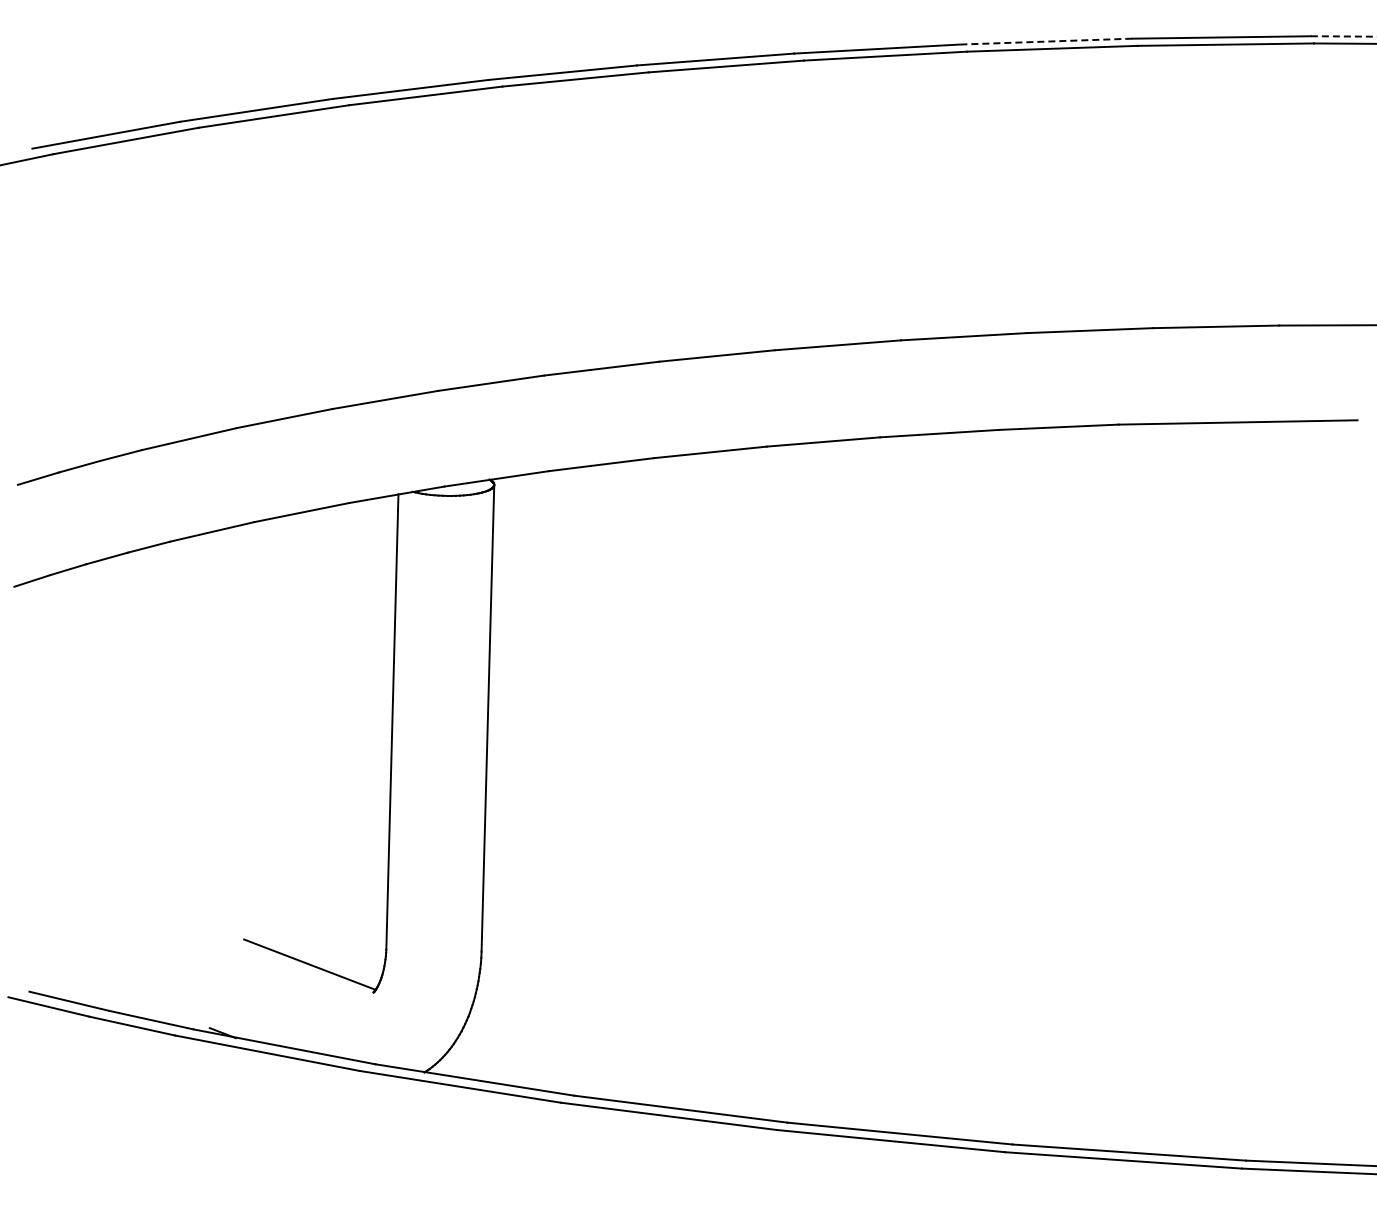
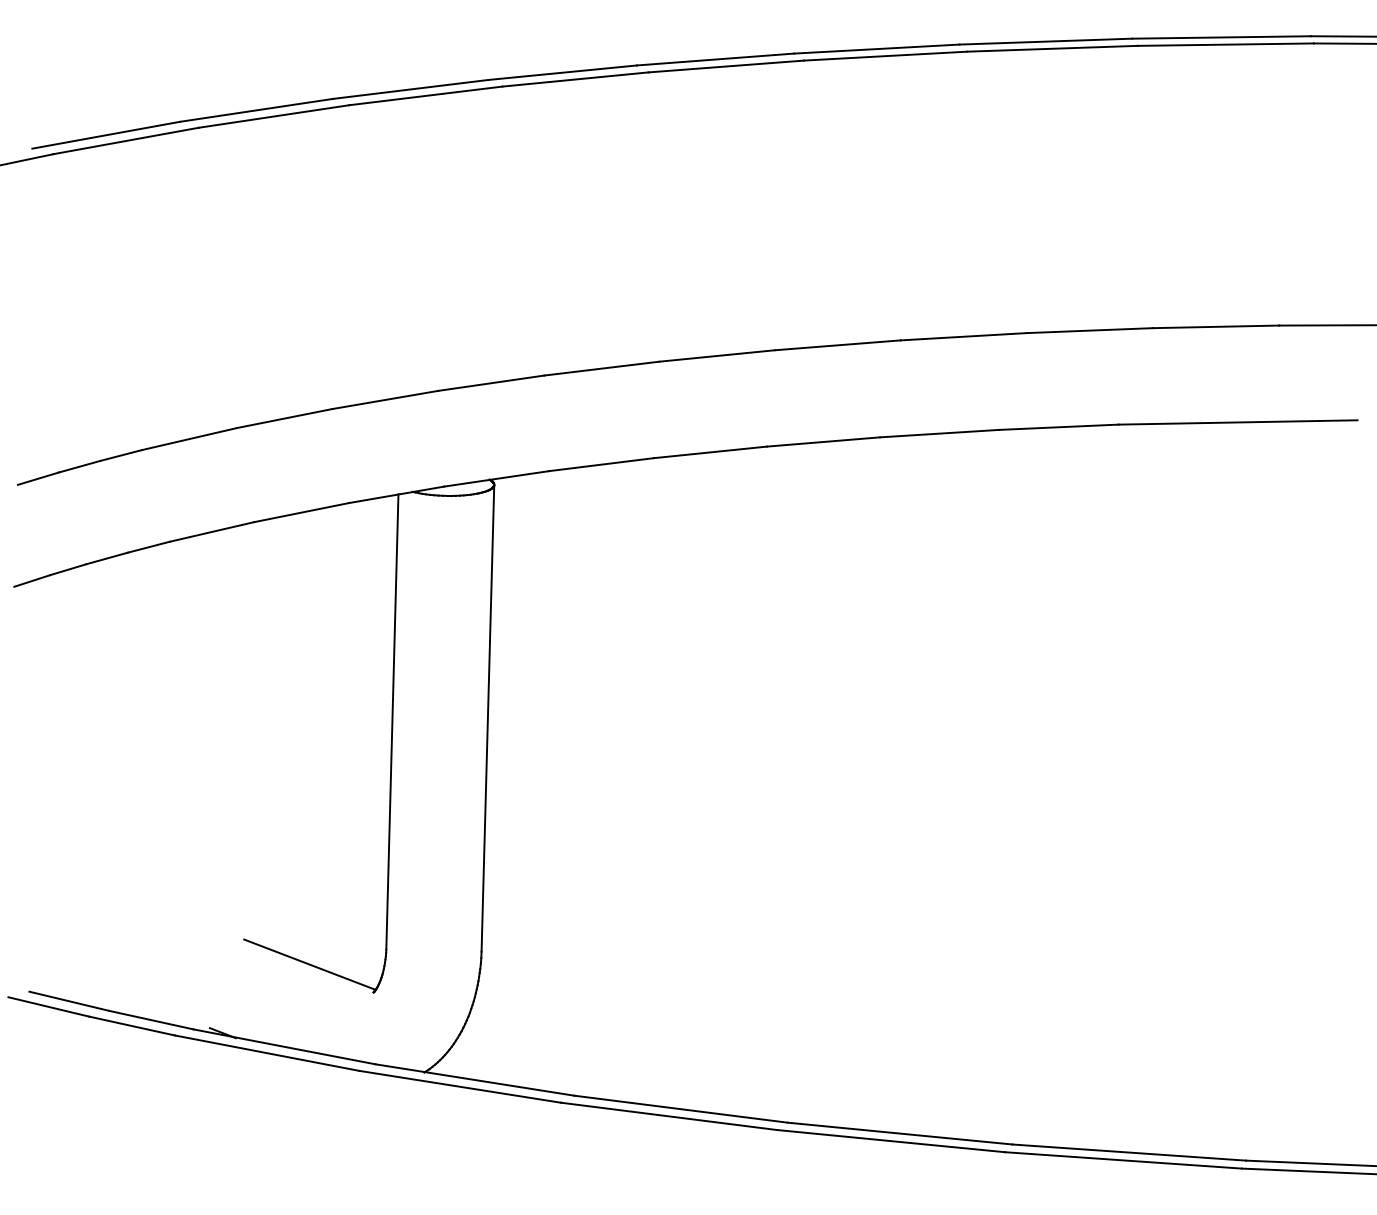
line: dashed -> solid (1343, 36)
line: dashed -> solid (1045, 41)
